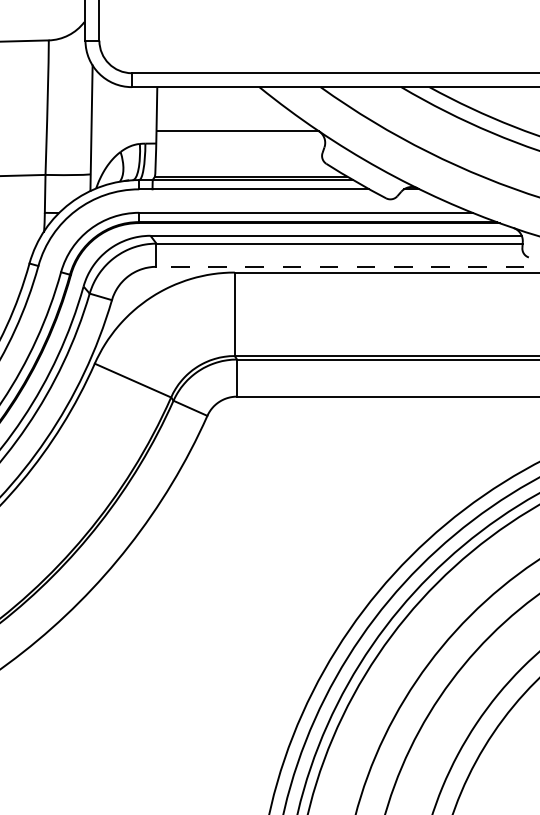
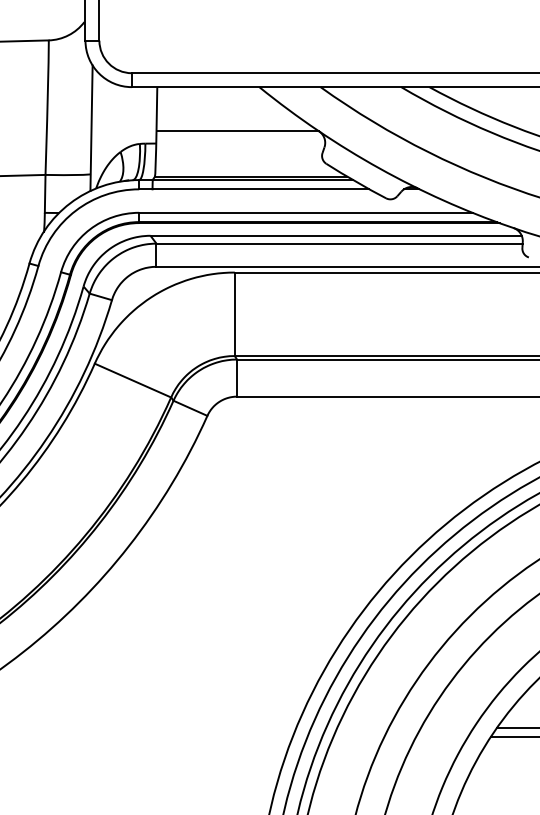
line: dashed -> solid (347, 266)
line: none -> present (516, 728)
line: none -> present (513, 737)
